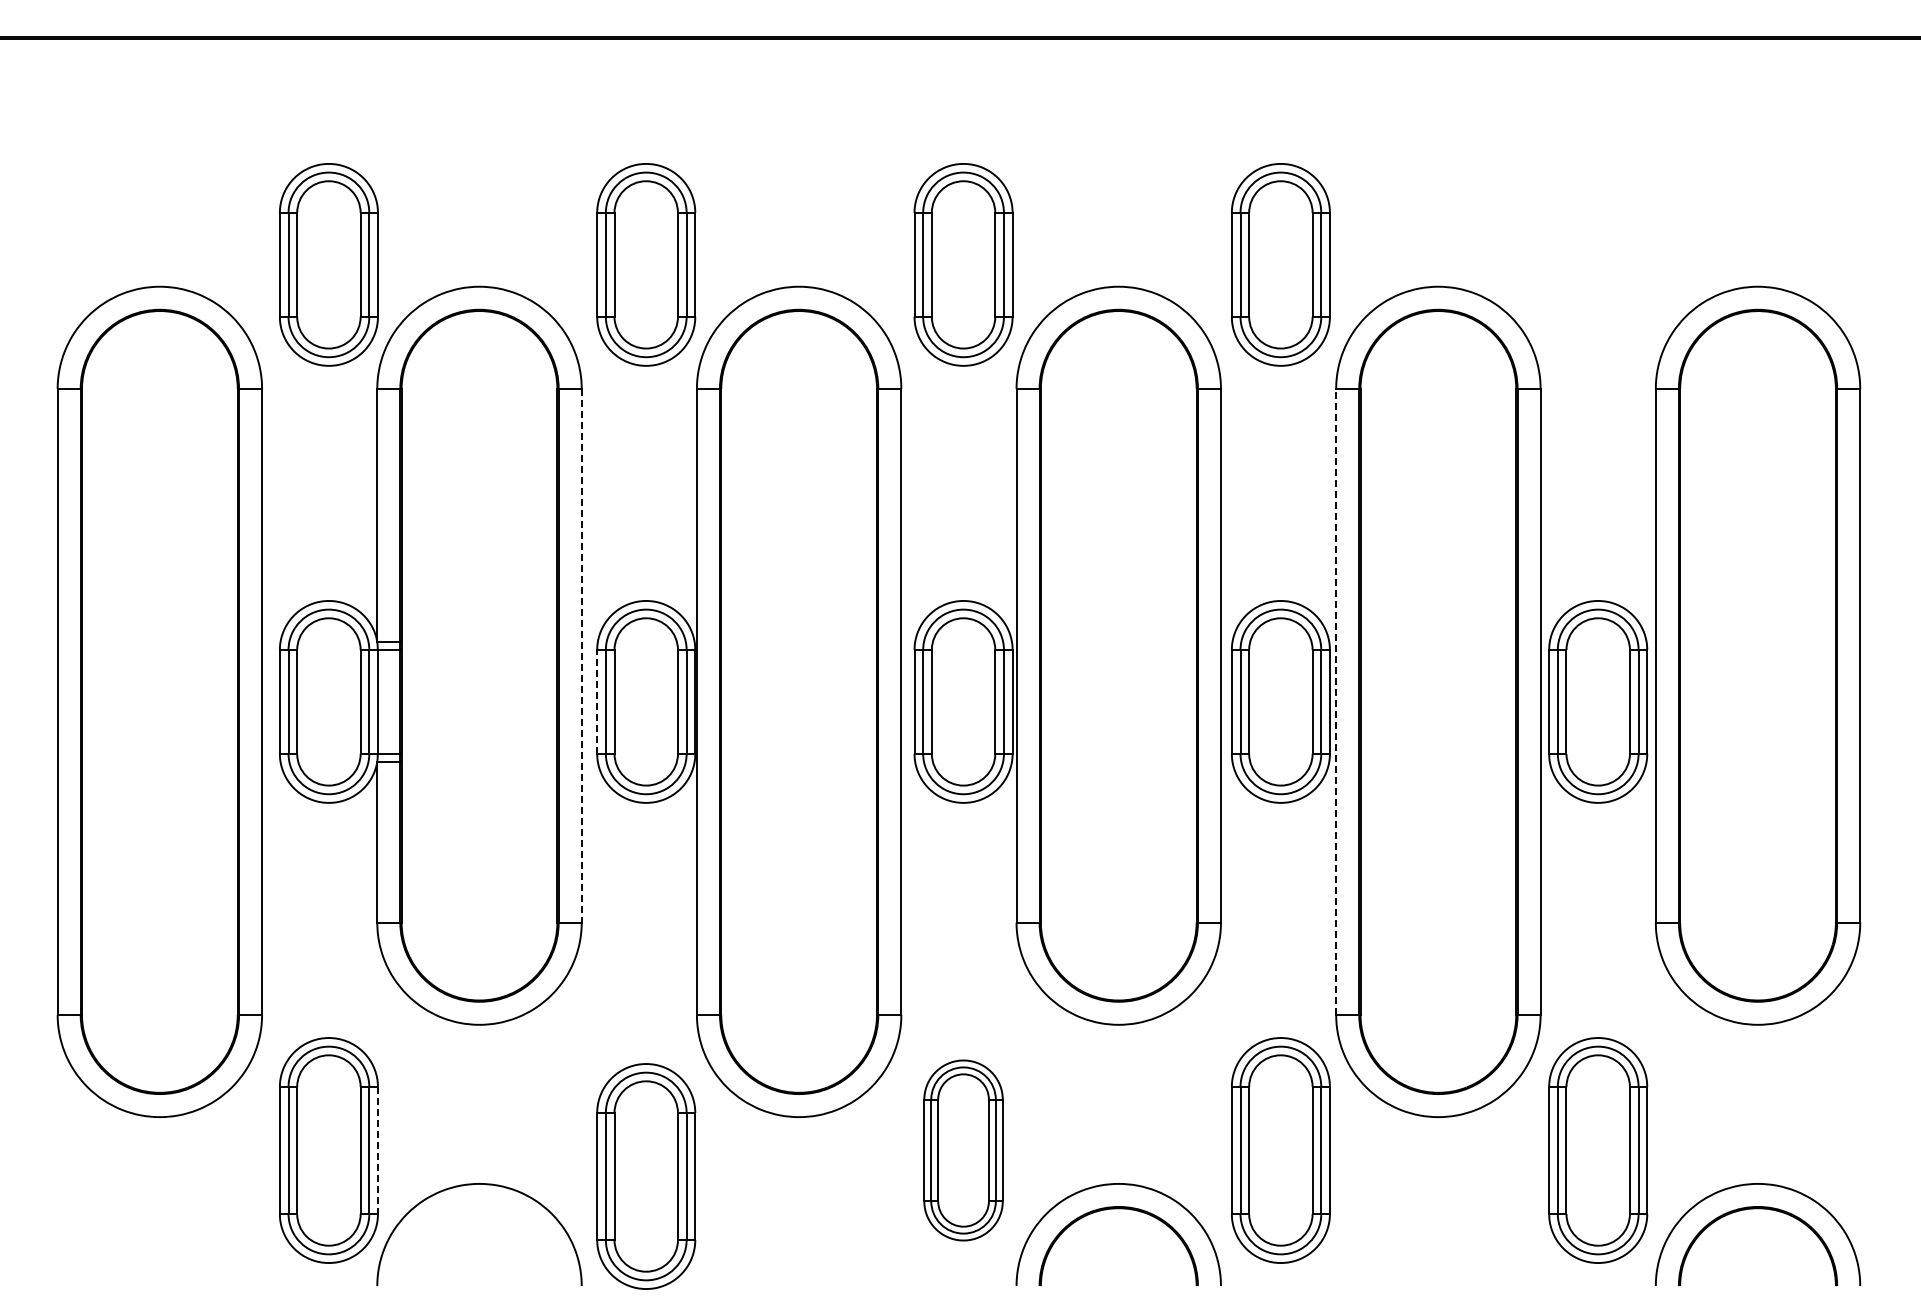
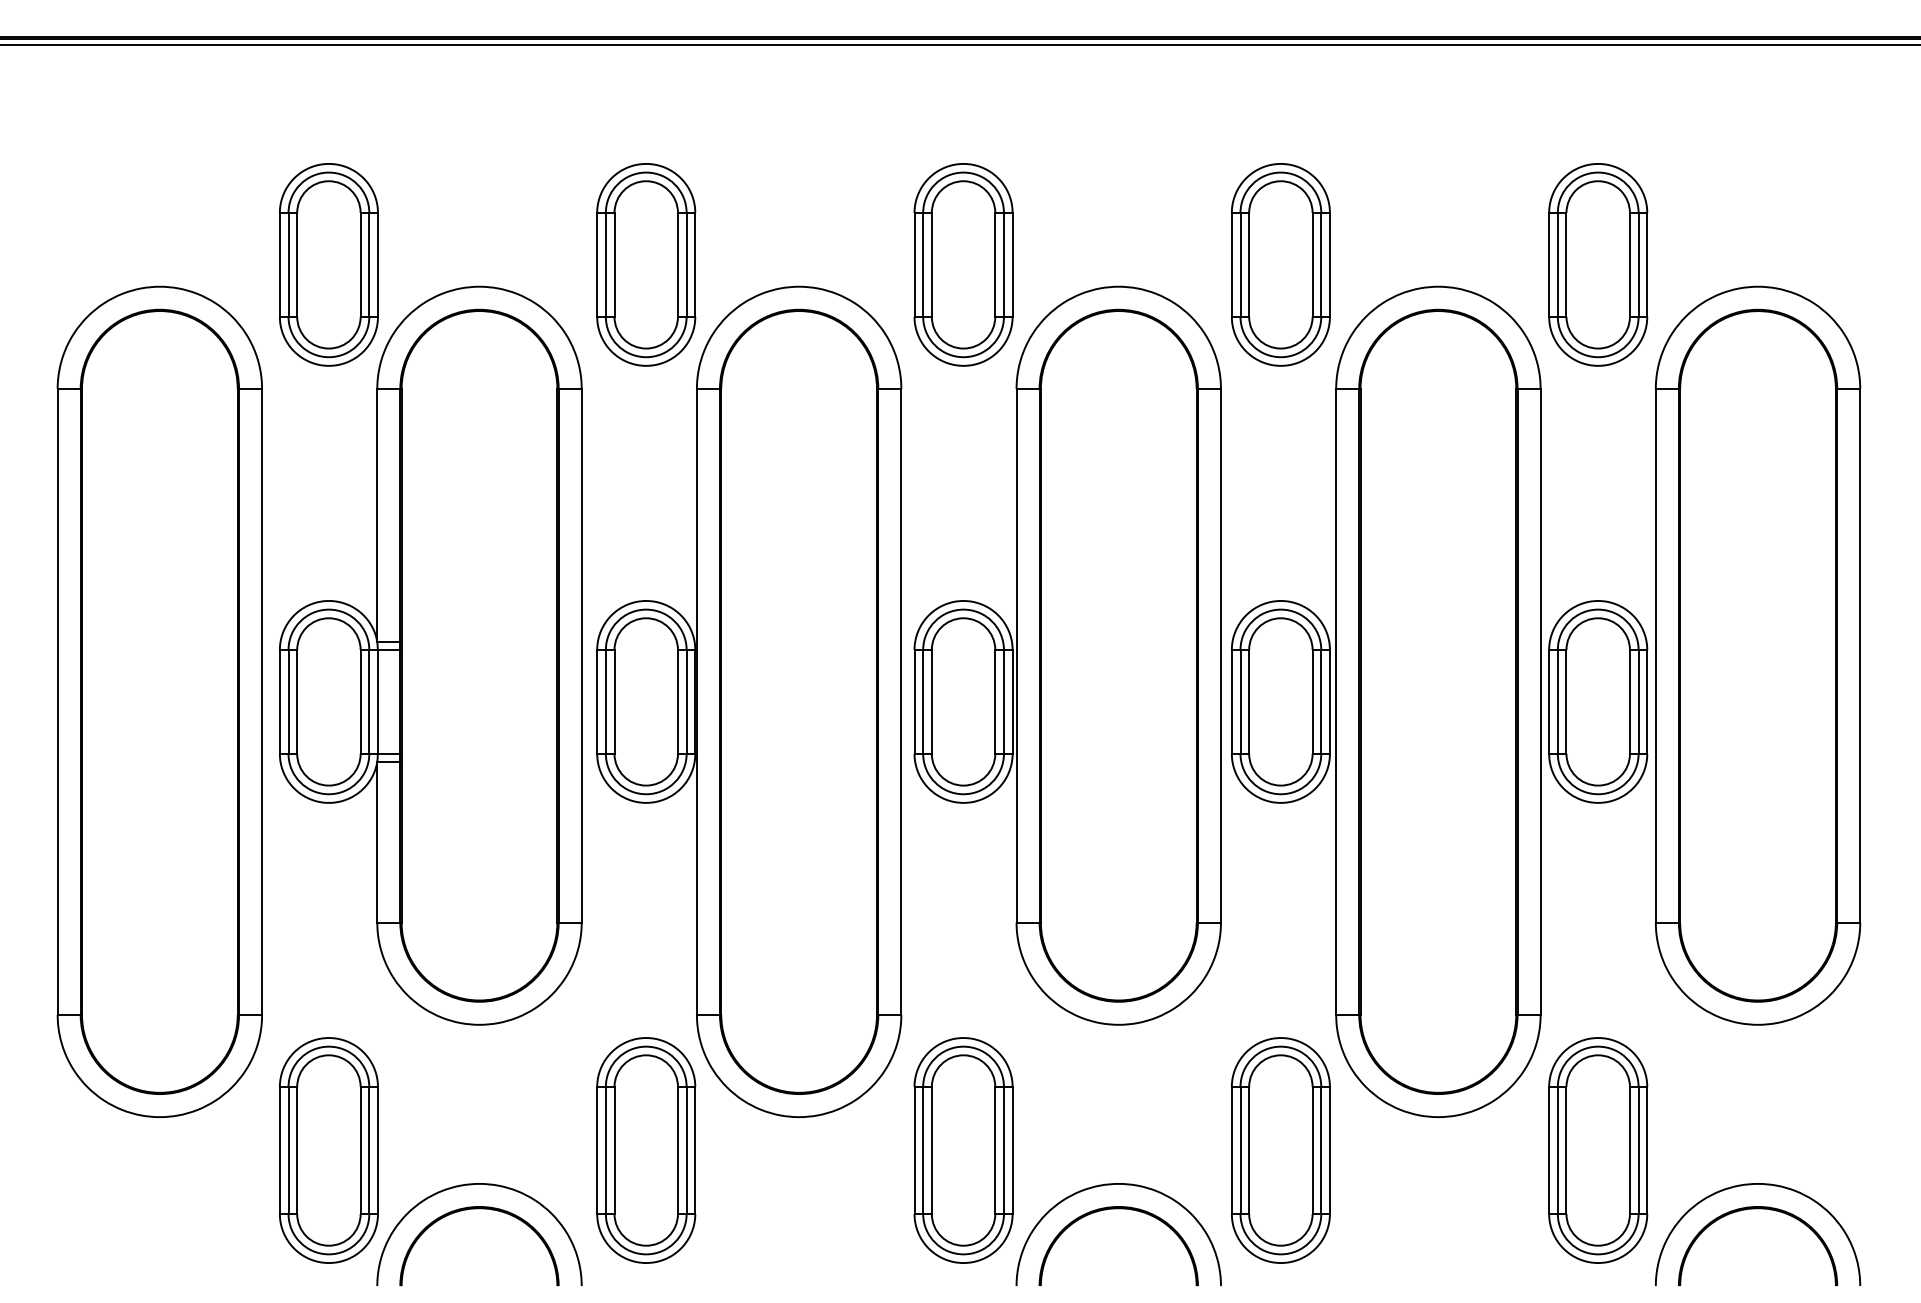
line: none -> present (959, 44)
part: none -> present (1598, 264)
line: dashed -> solid (581, 655)
line: dashed -> solid (597, 701)
line: dashed -> solid (1336, 701)
part size: 81x183 px -> 101x227 px (963, 1150)
line: dashed -> solid (377, 1151)
part position: (646, 1176) -> (646, 1150) (646, 1150)
part: none -> present (479, 1209)
